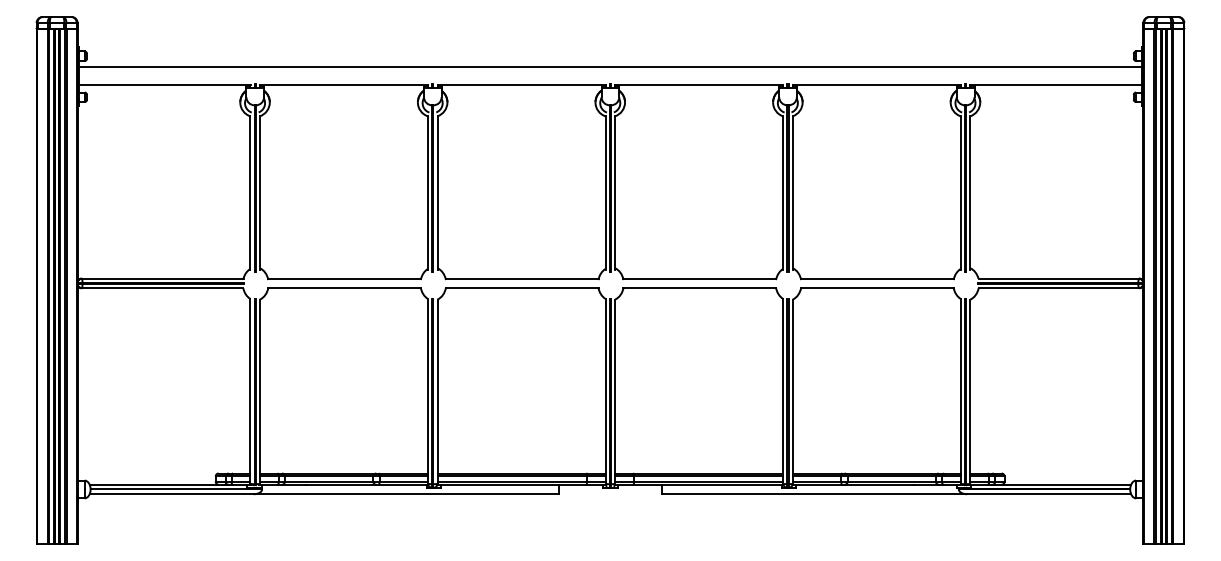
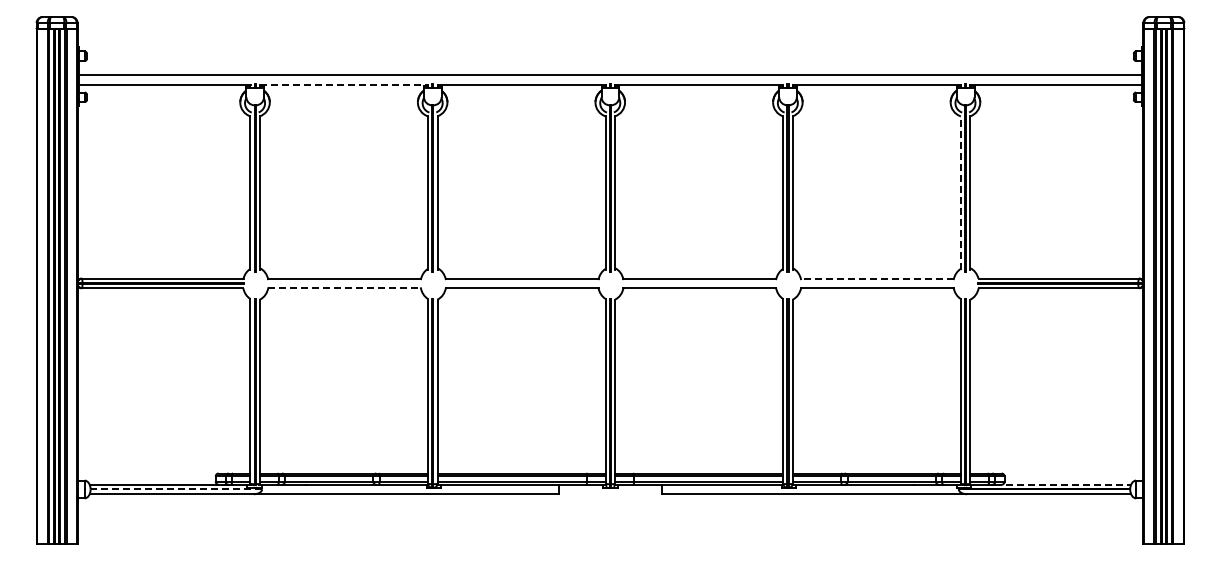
line position: (610, 67) -> (610, 75) (610, 75)
line: solid -> dashed (344, 85)
line: solid -> dashed (960, 193)
line: solid -> dashed (876, 279)
line: solid -> dashed (345, 288)
line: solid -> dashed (1063, 484)
line: solid -> dashed (176, 489)
